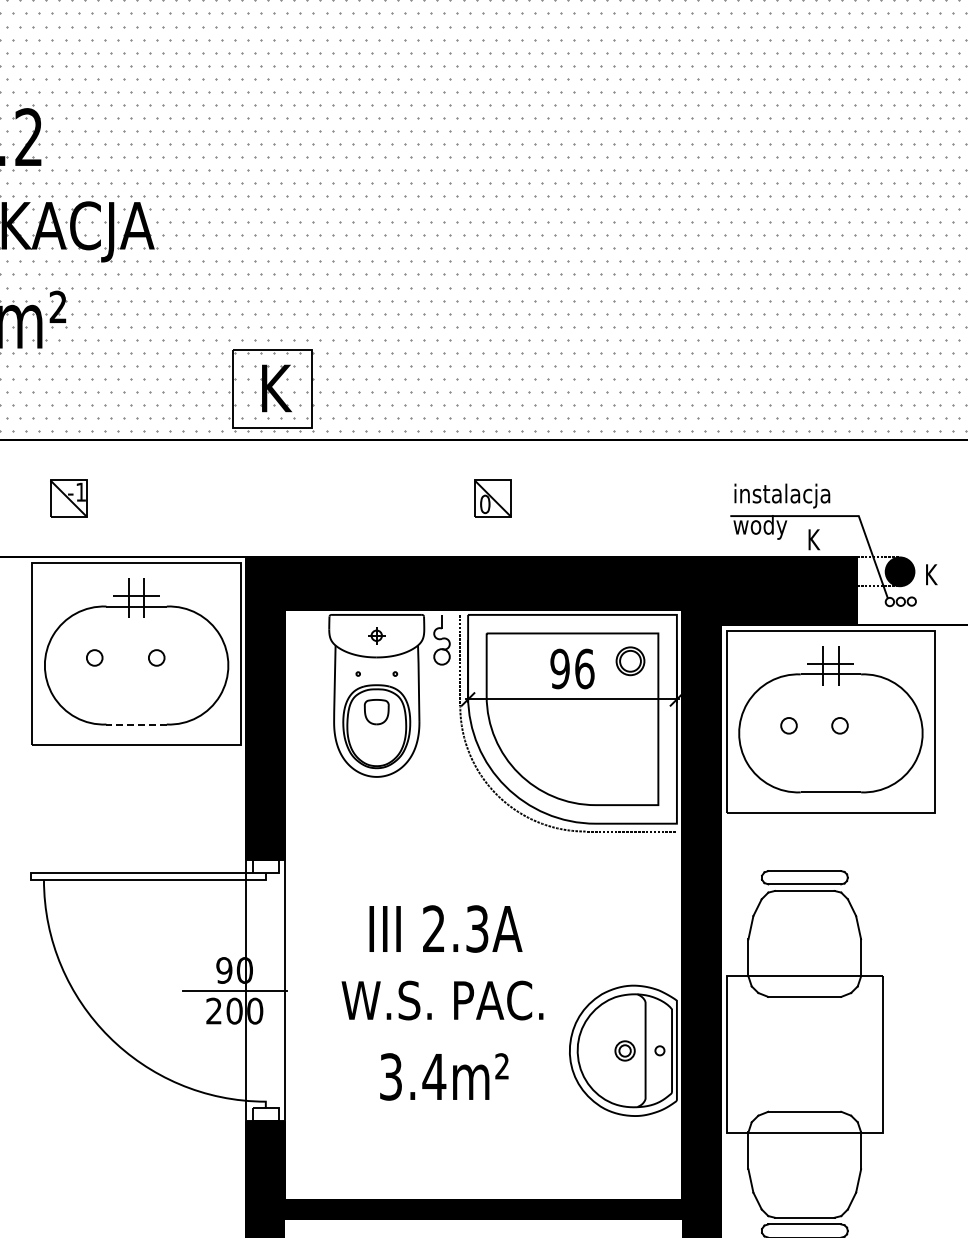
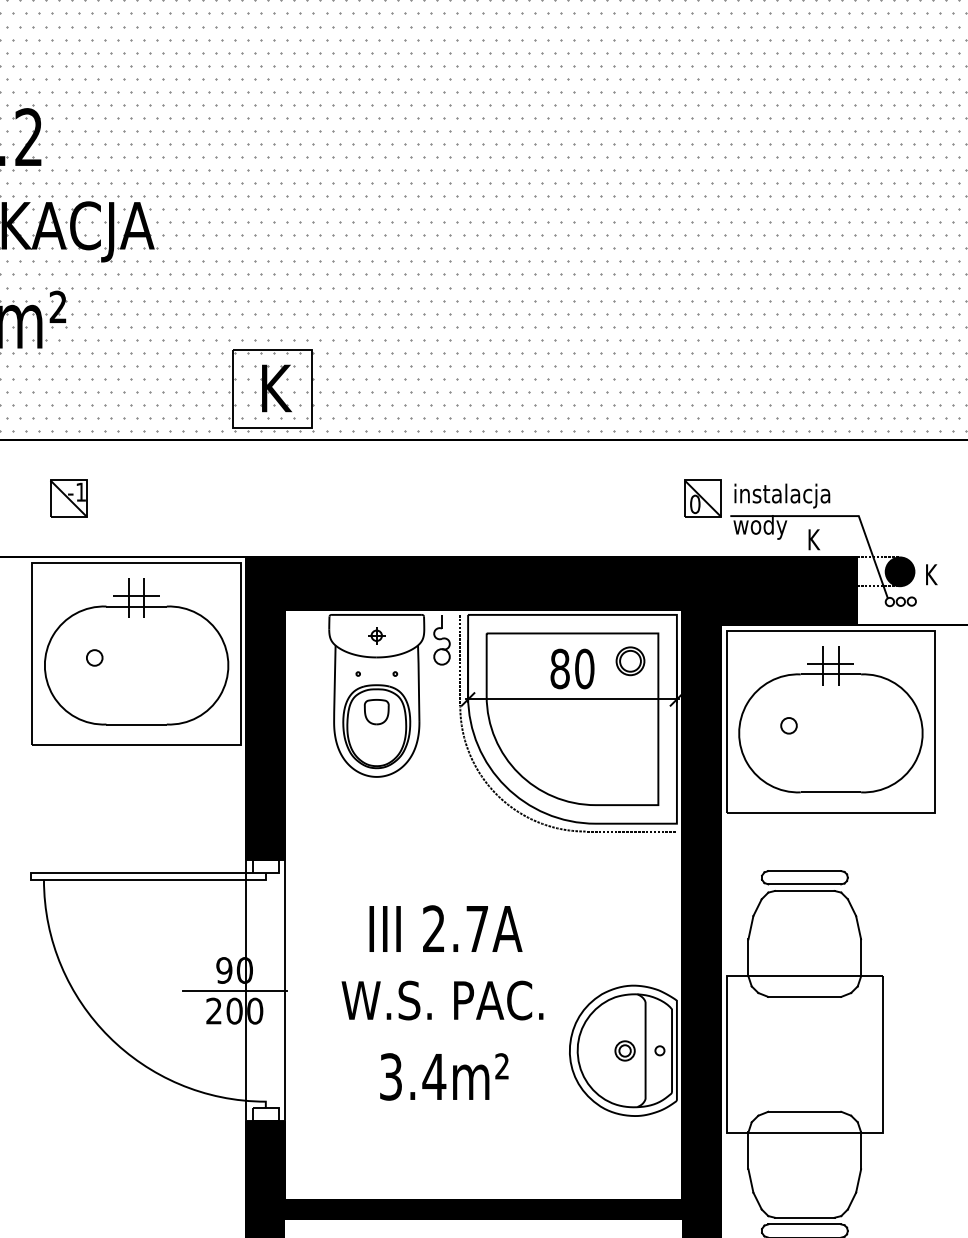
part position: (492, 498) -> (702, 498) (702, 498)
circle: present -> none (156, 657)
text: 96 -> 80 (572, 668)
line: dashed -> solid (136, 724)
circle: present -> none (839, 725)
text: 2.3A -> 2.7A (477, 928)
